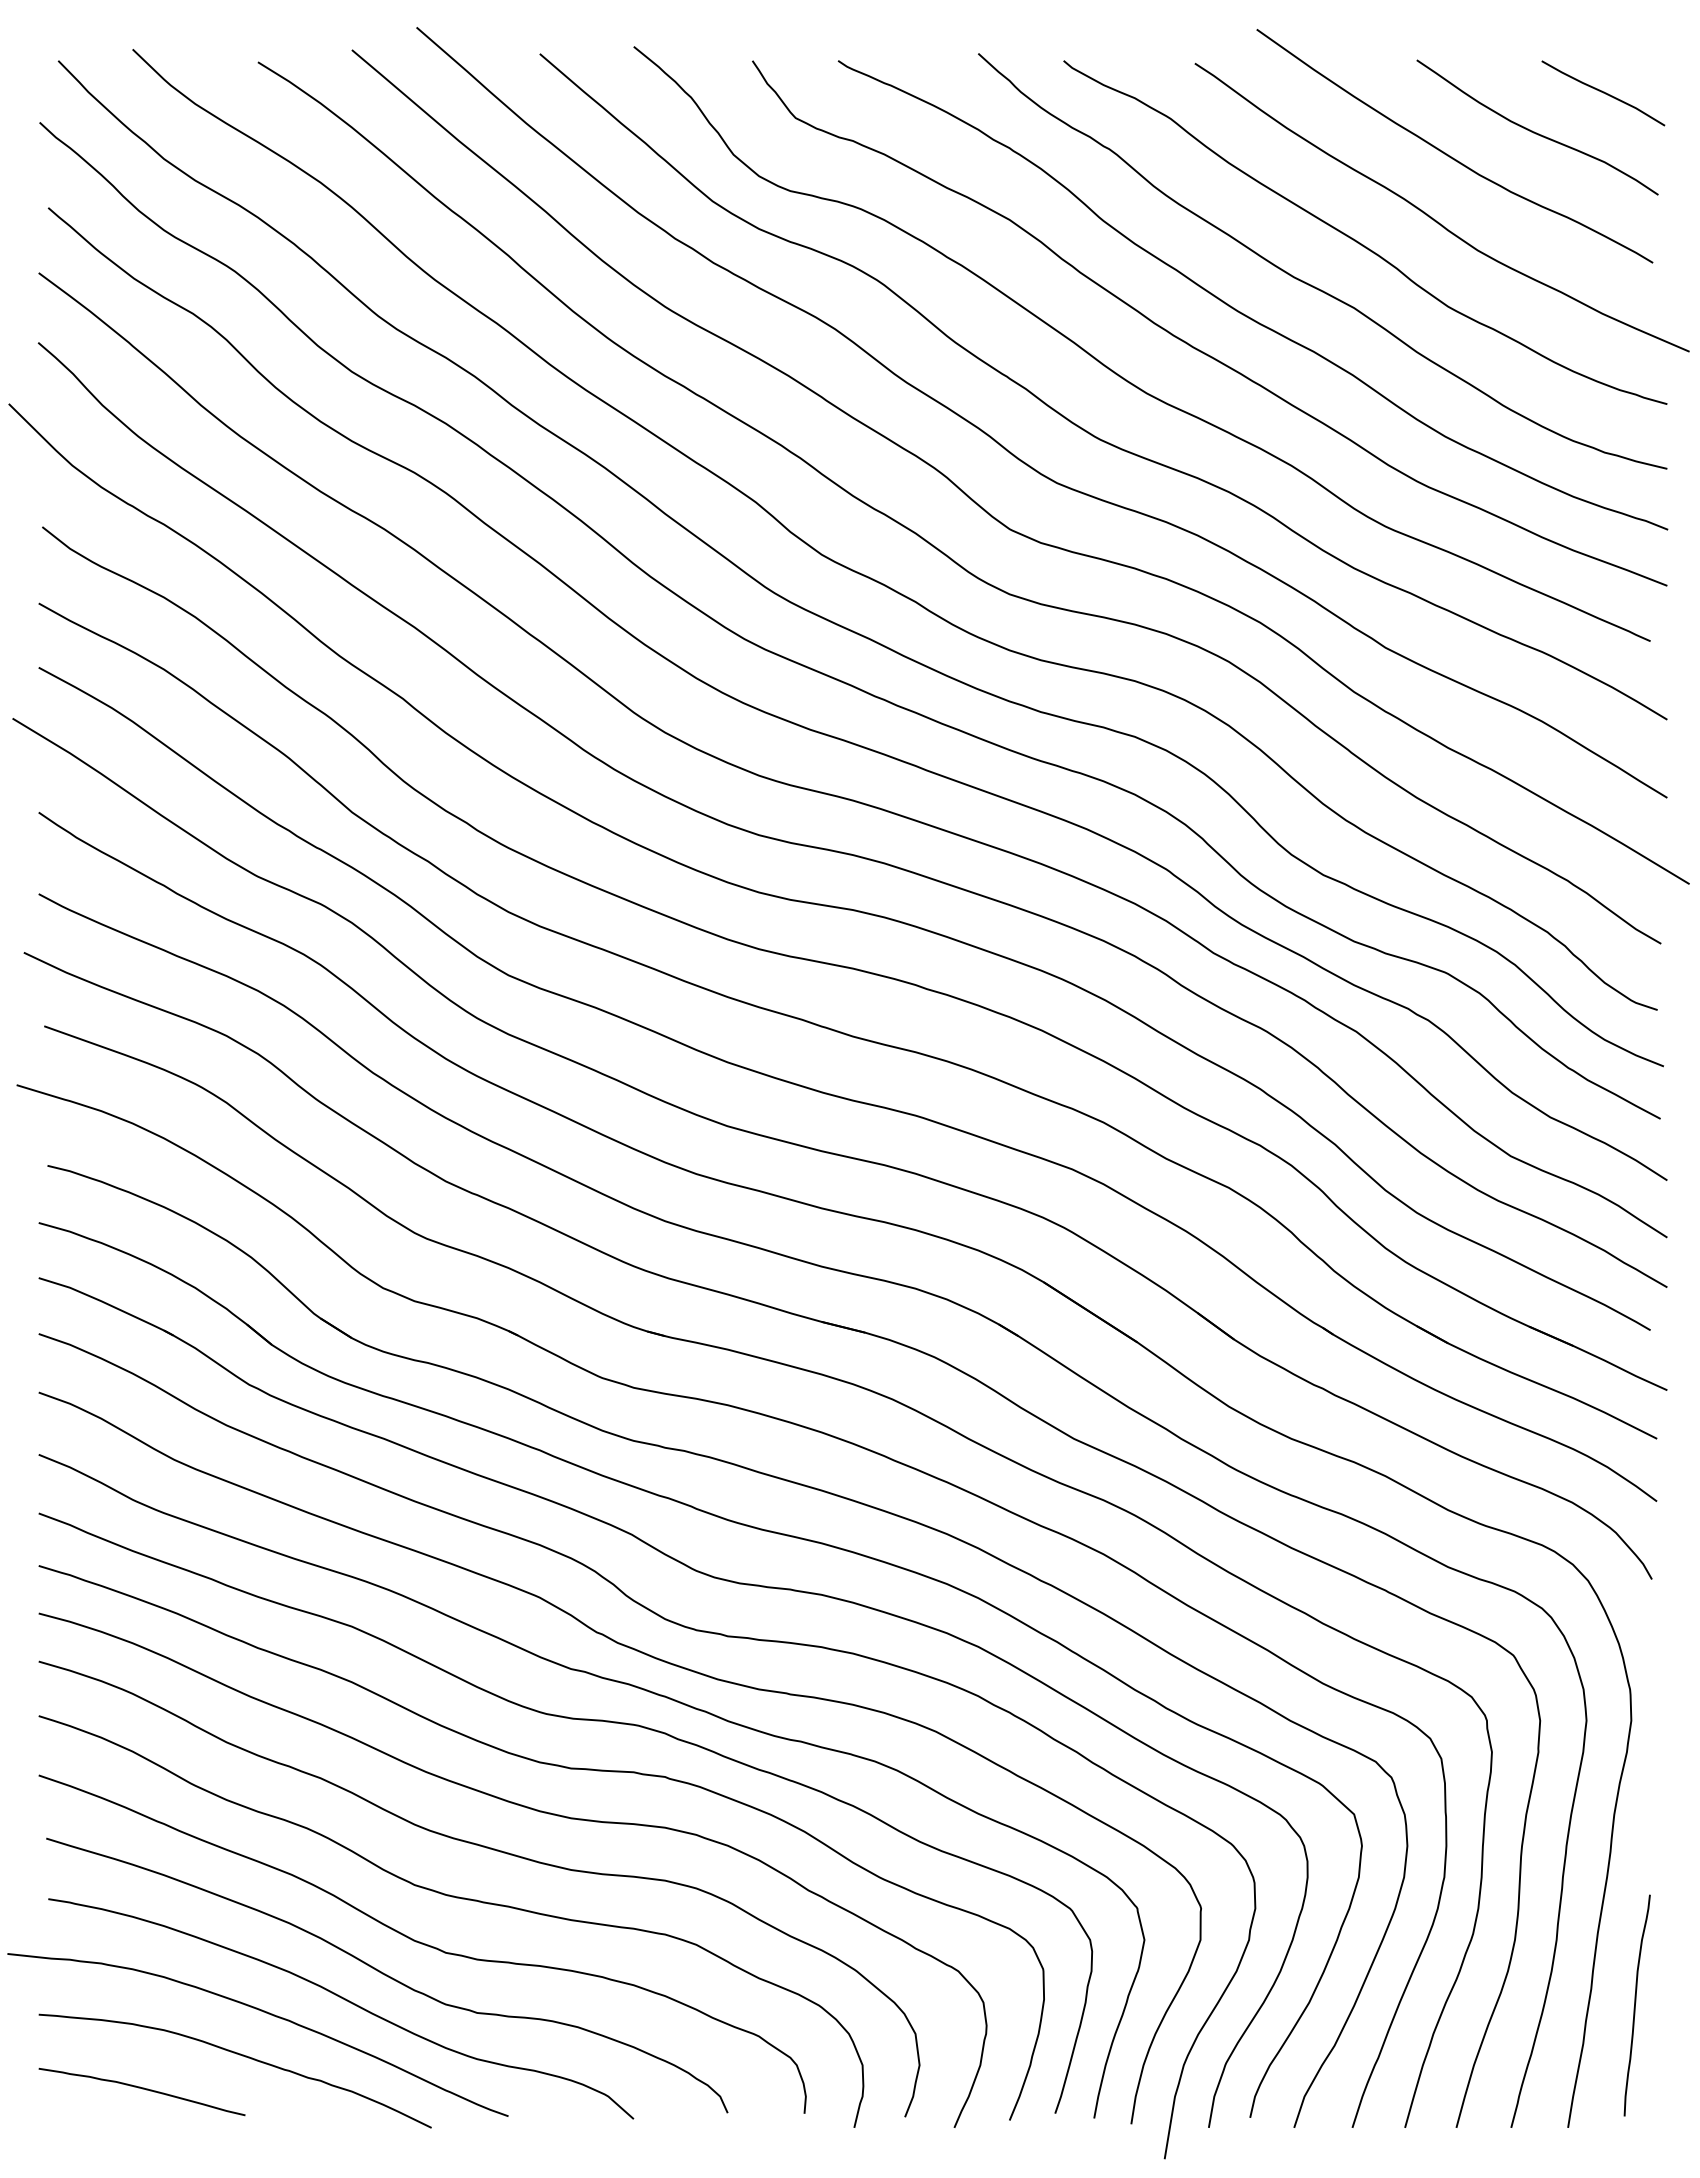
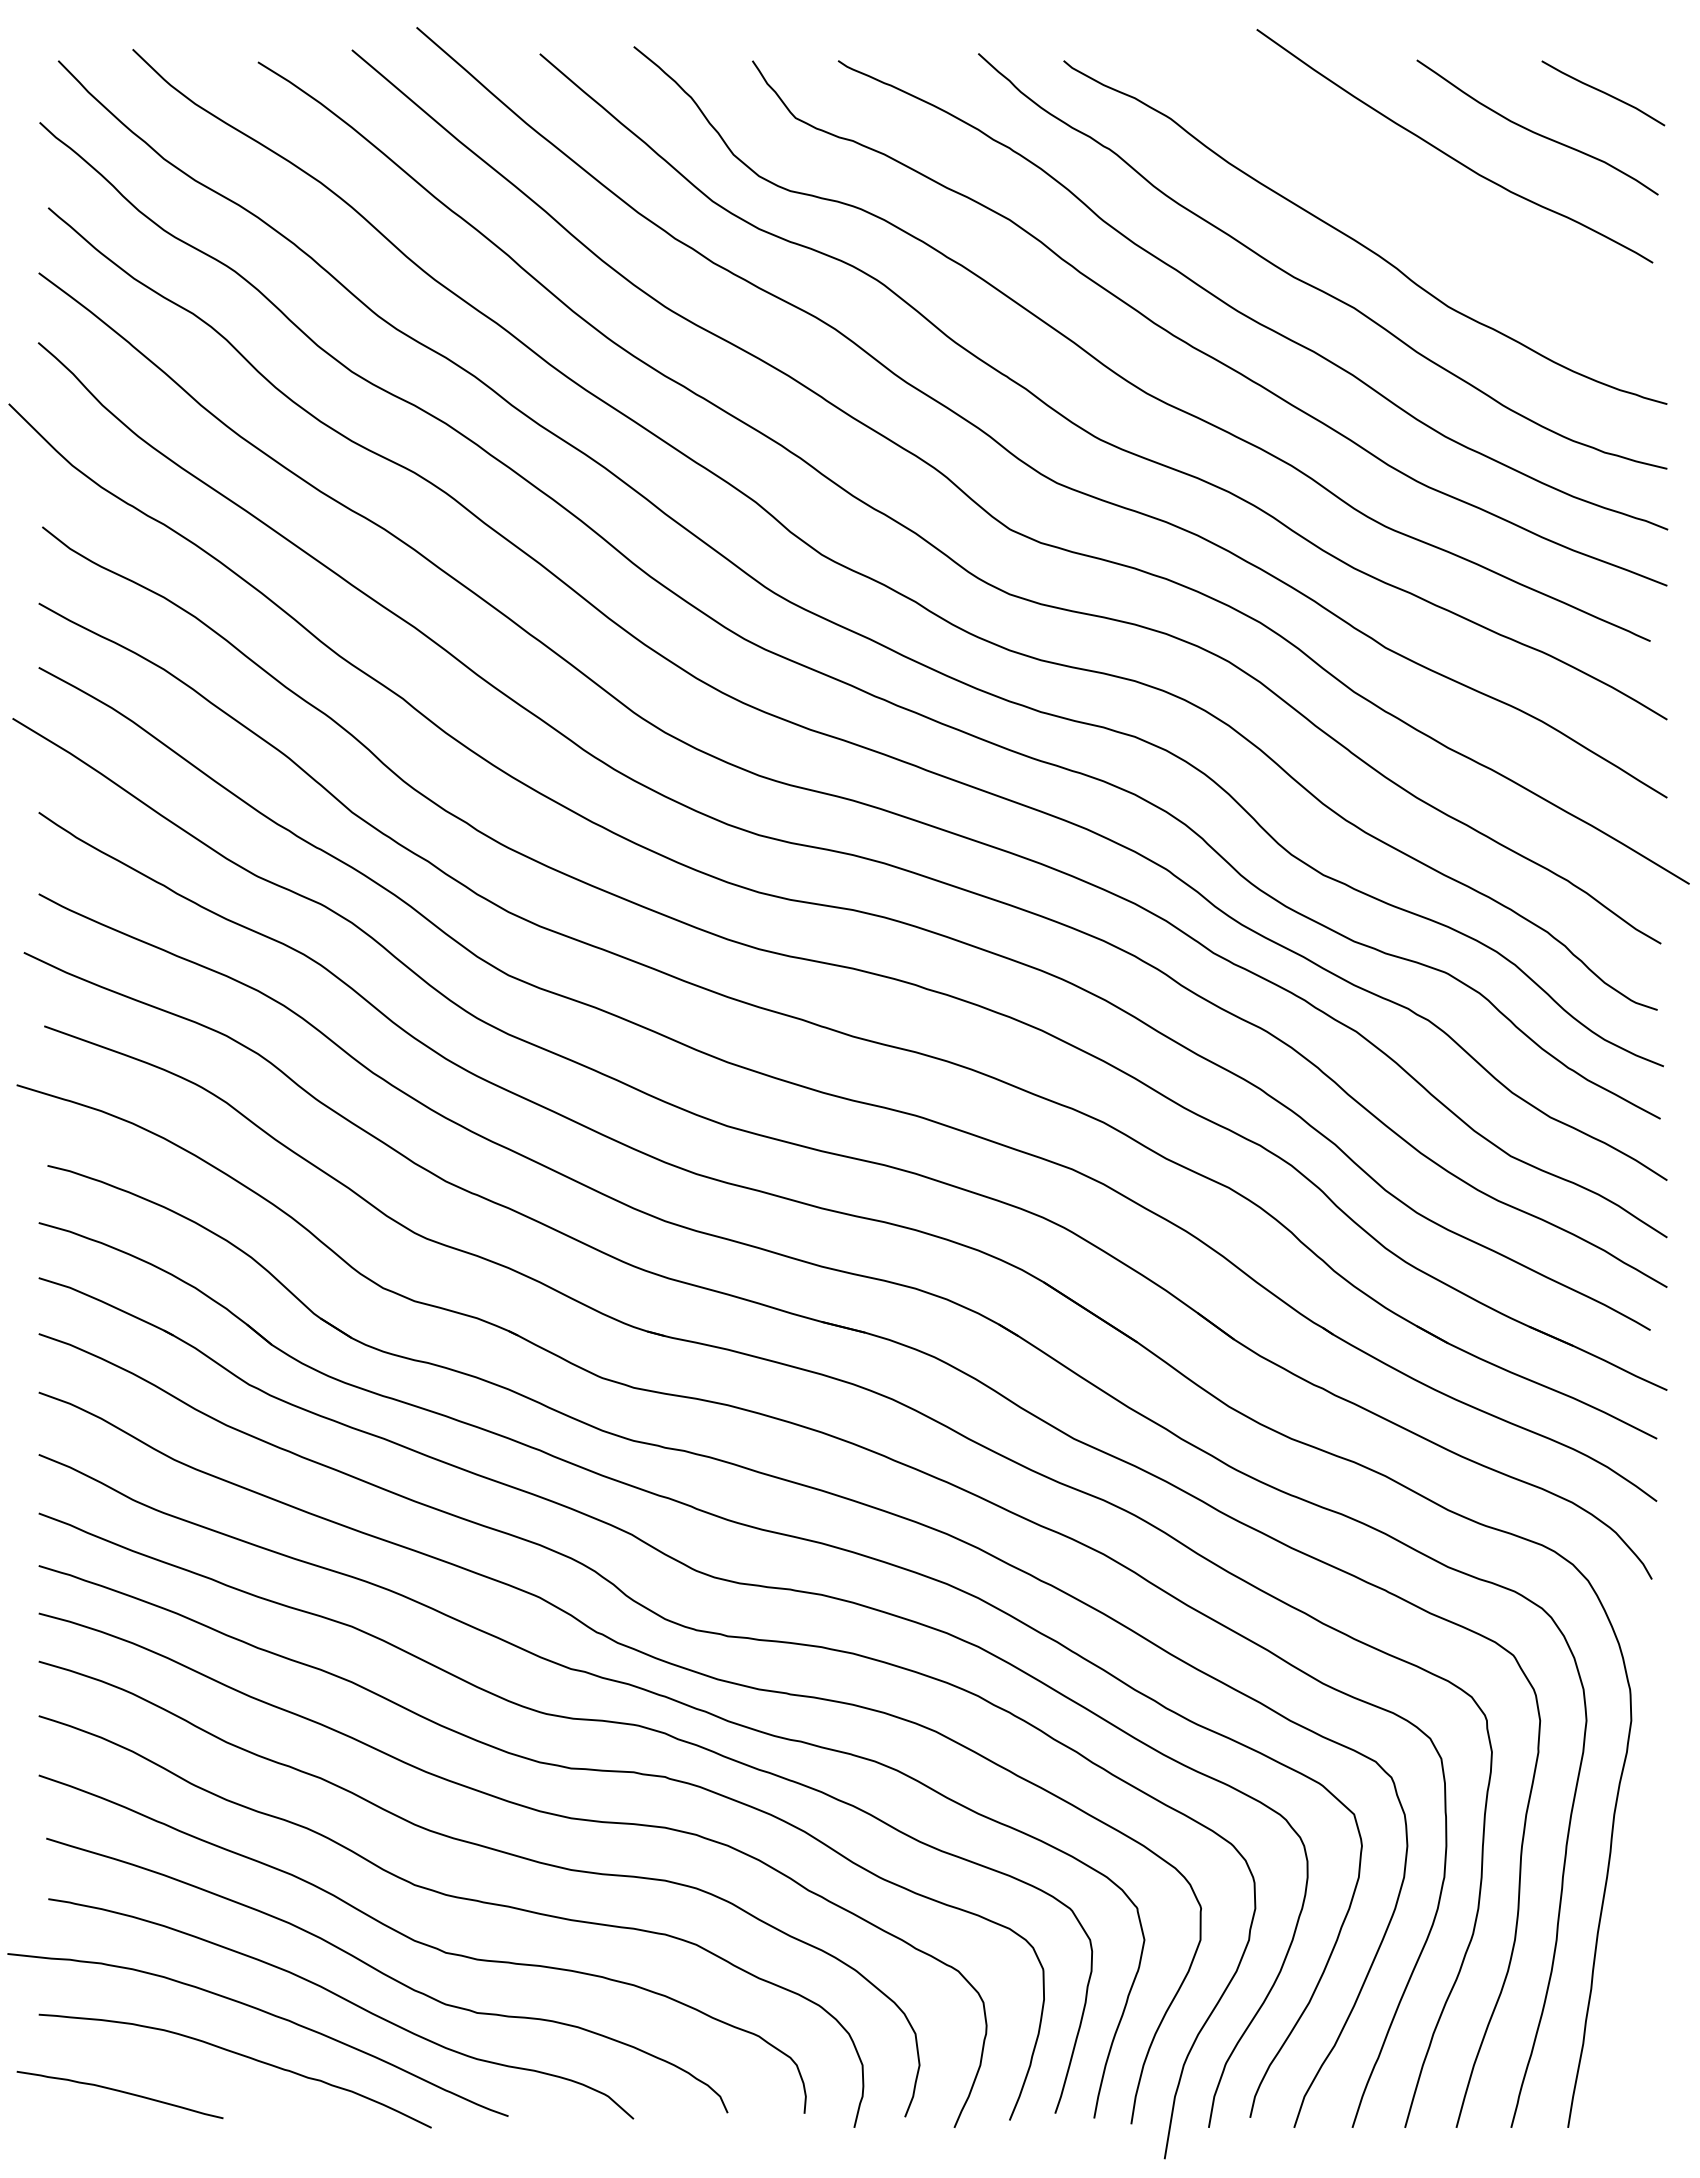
curve: present -> none (1435, 219)
curve: present -> none (1635, 2005)
curve position: (142, 2089) -> (120, 2092) (120, 2092)
